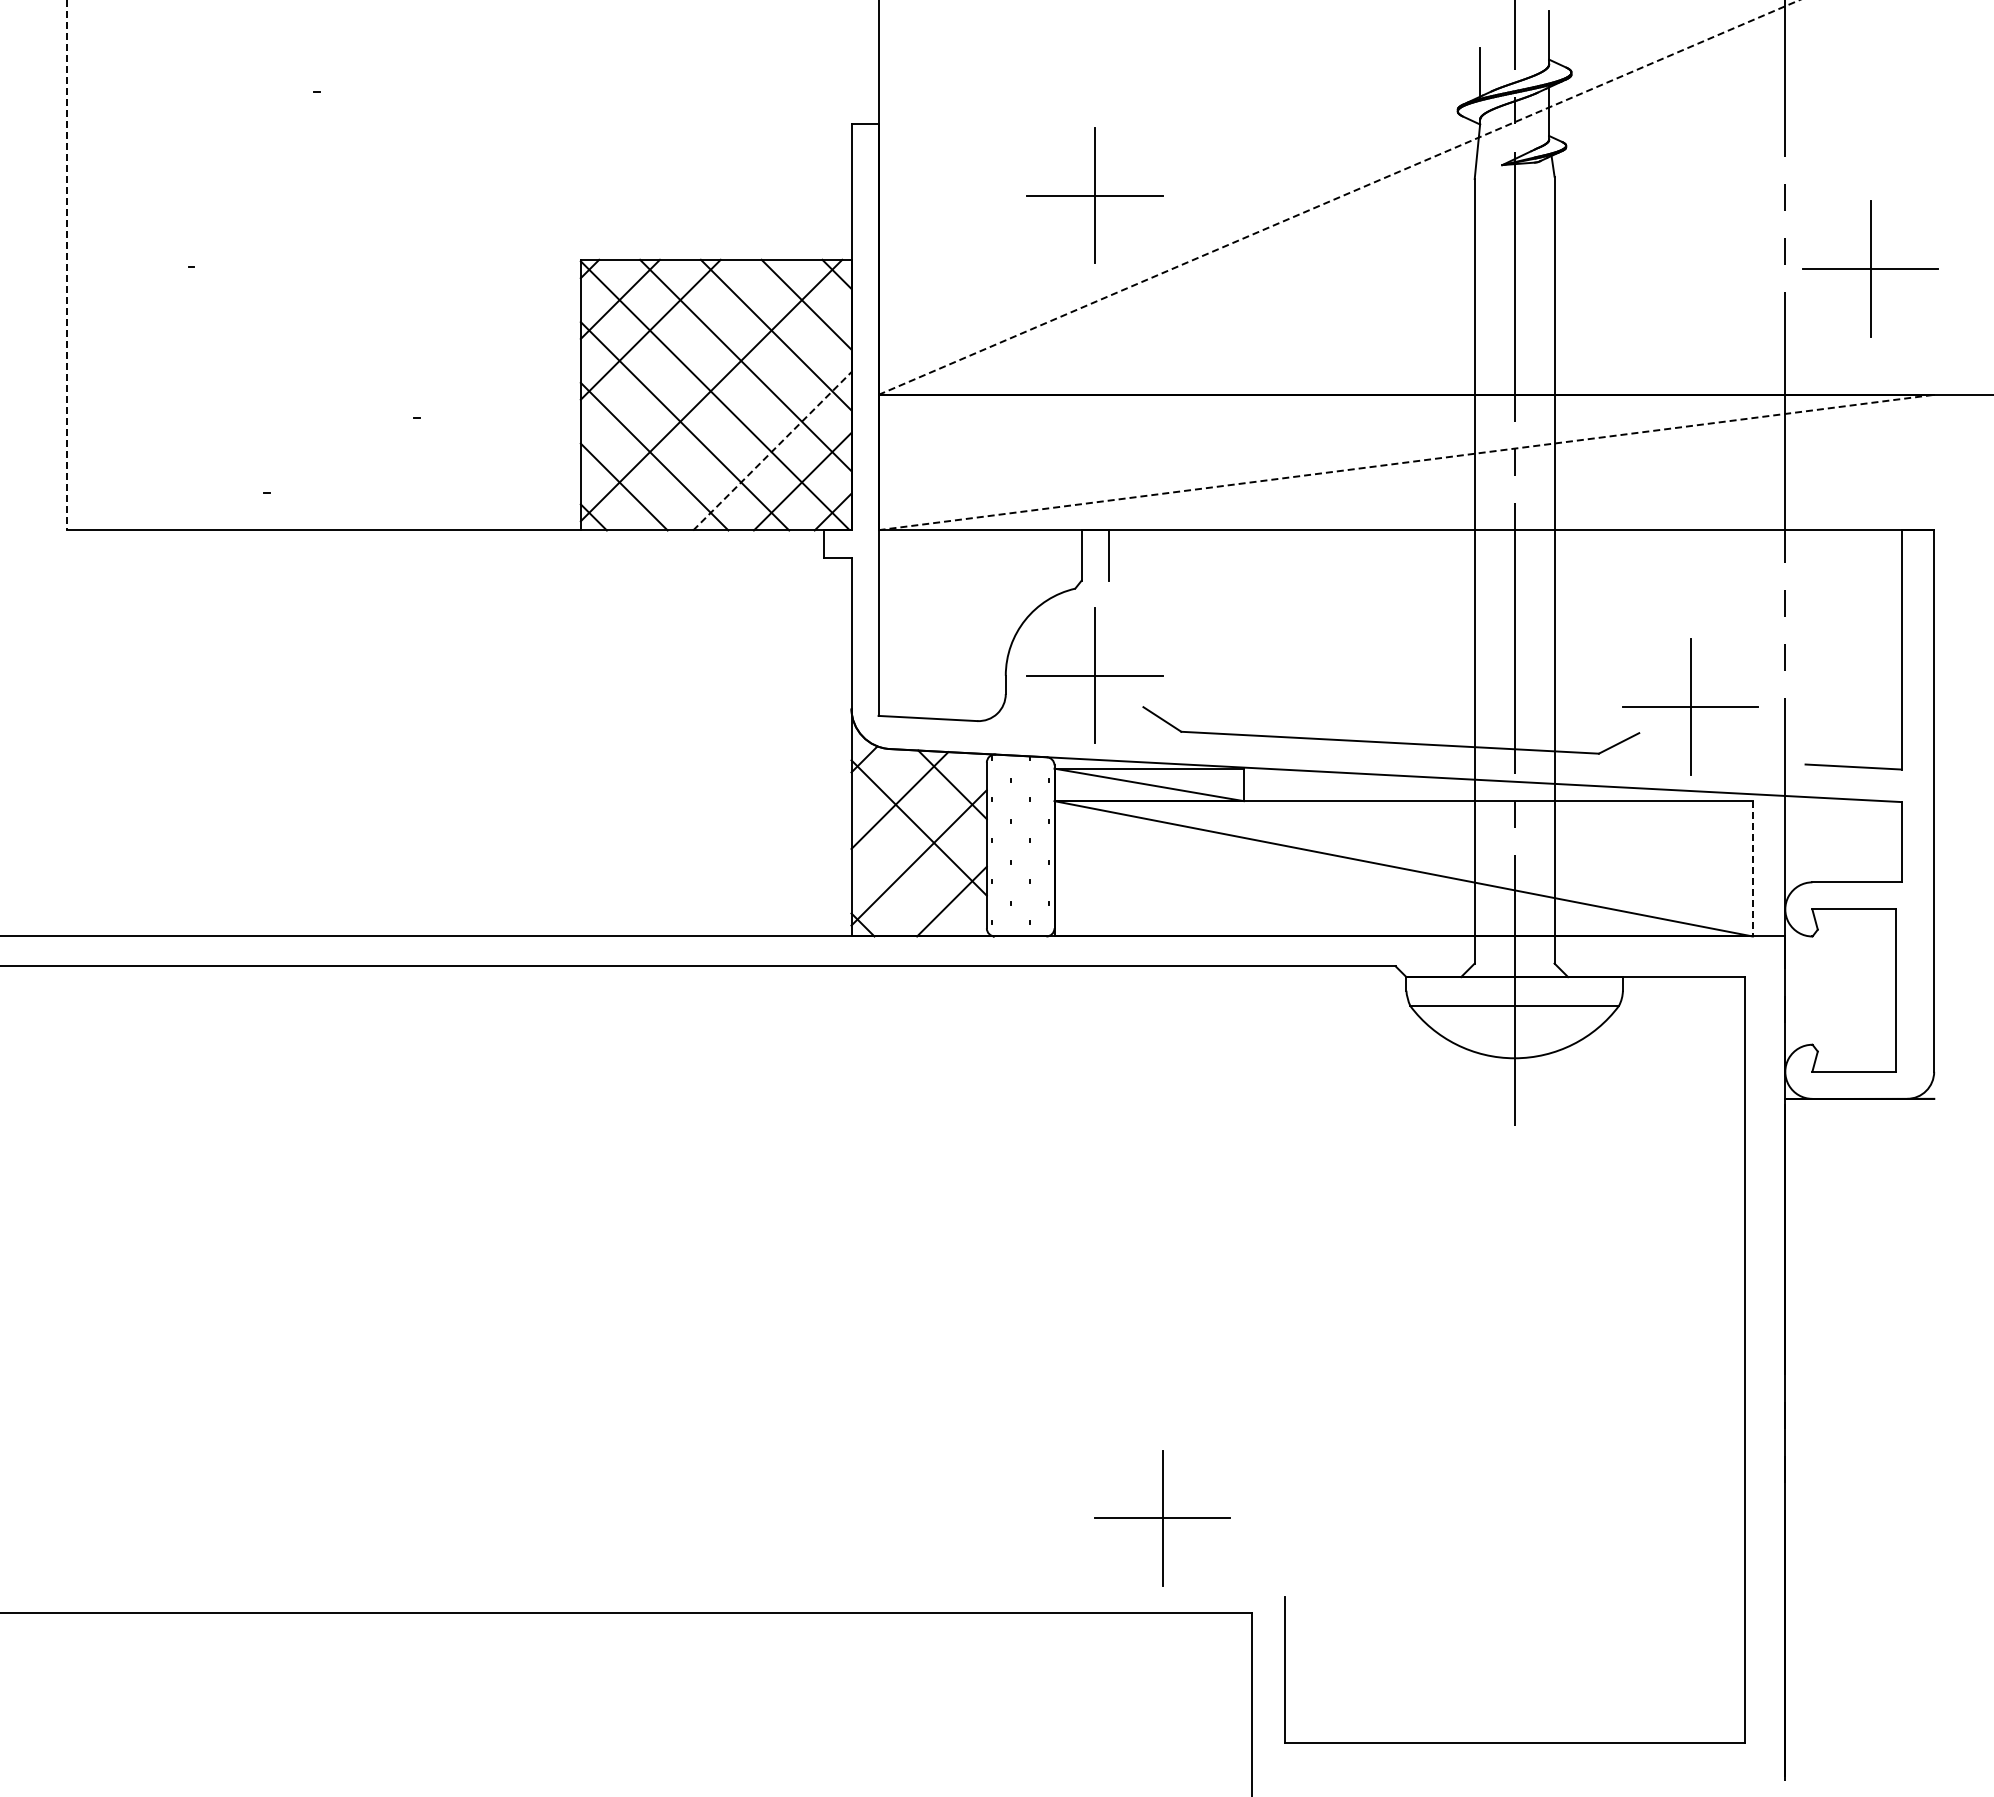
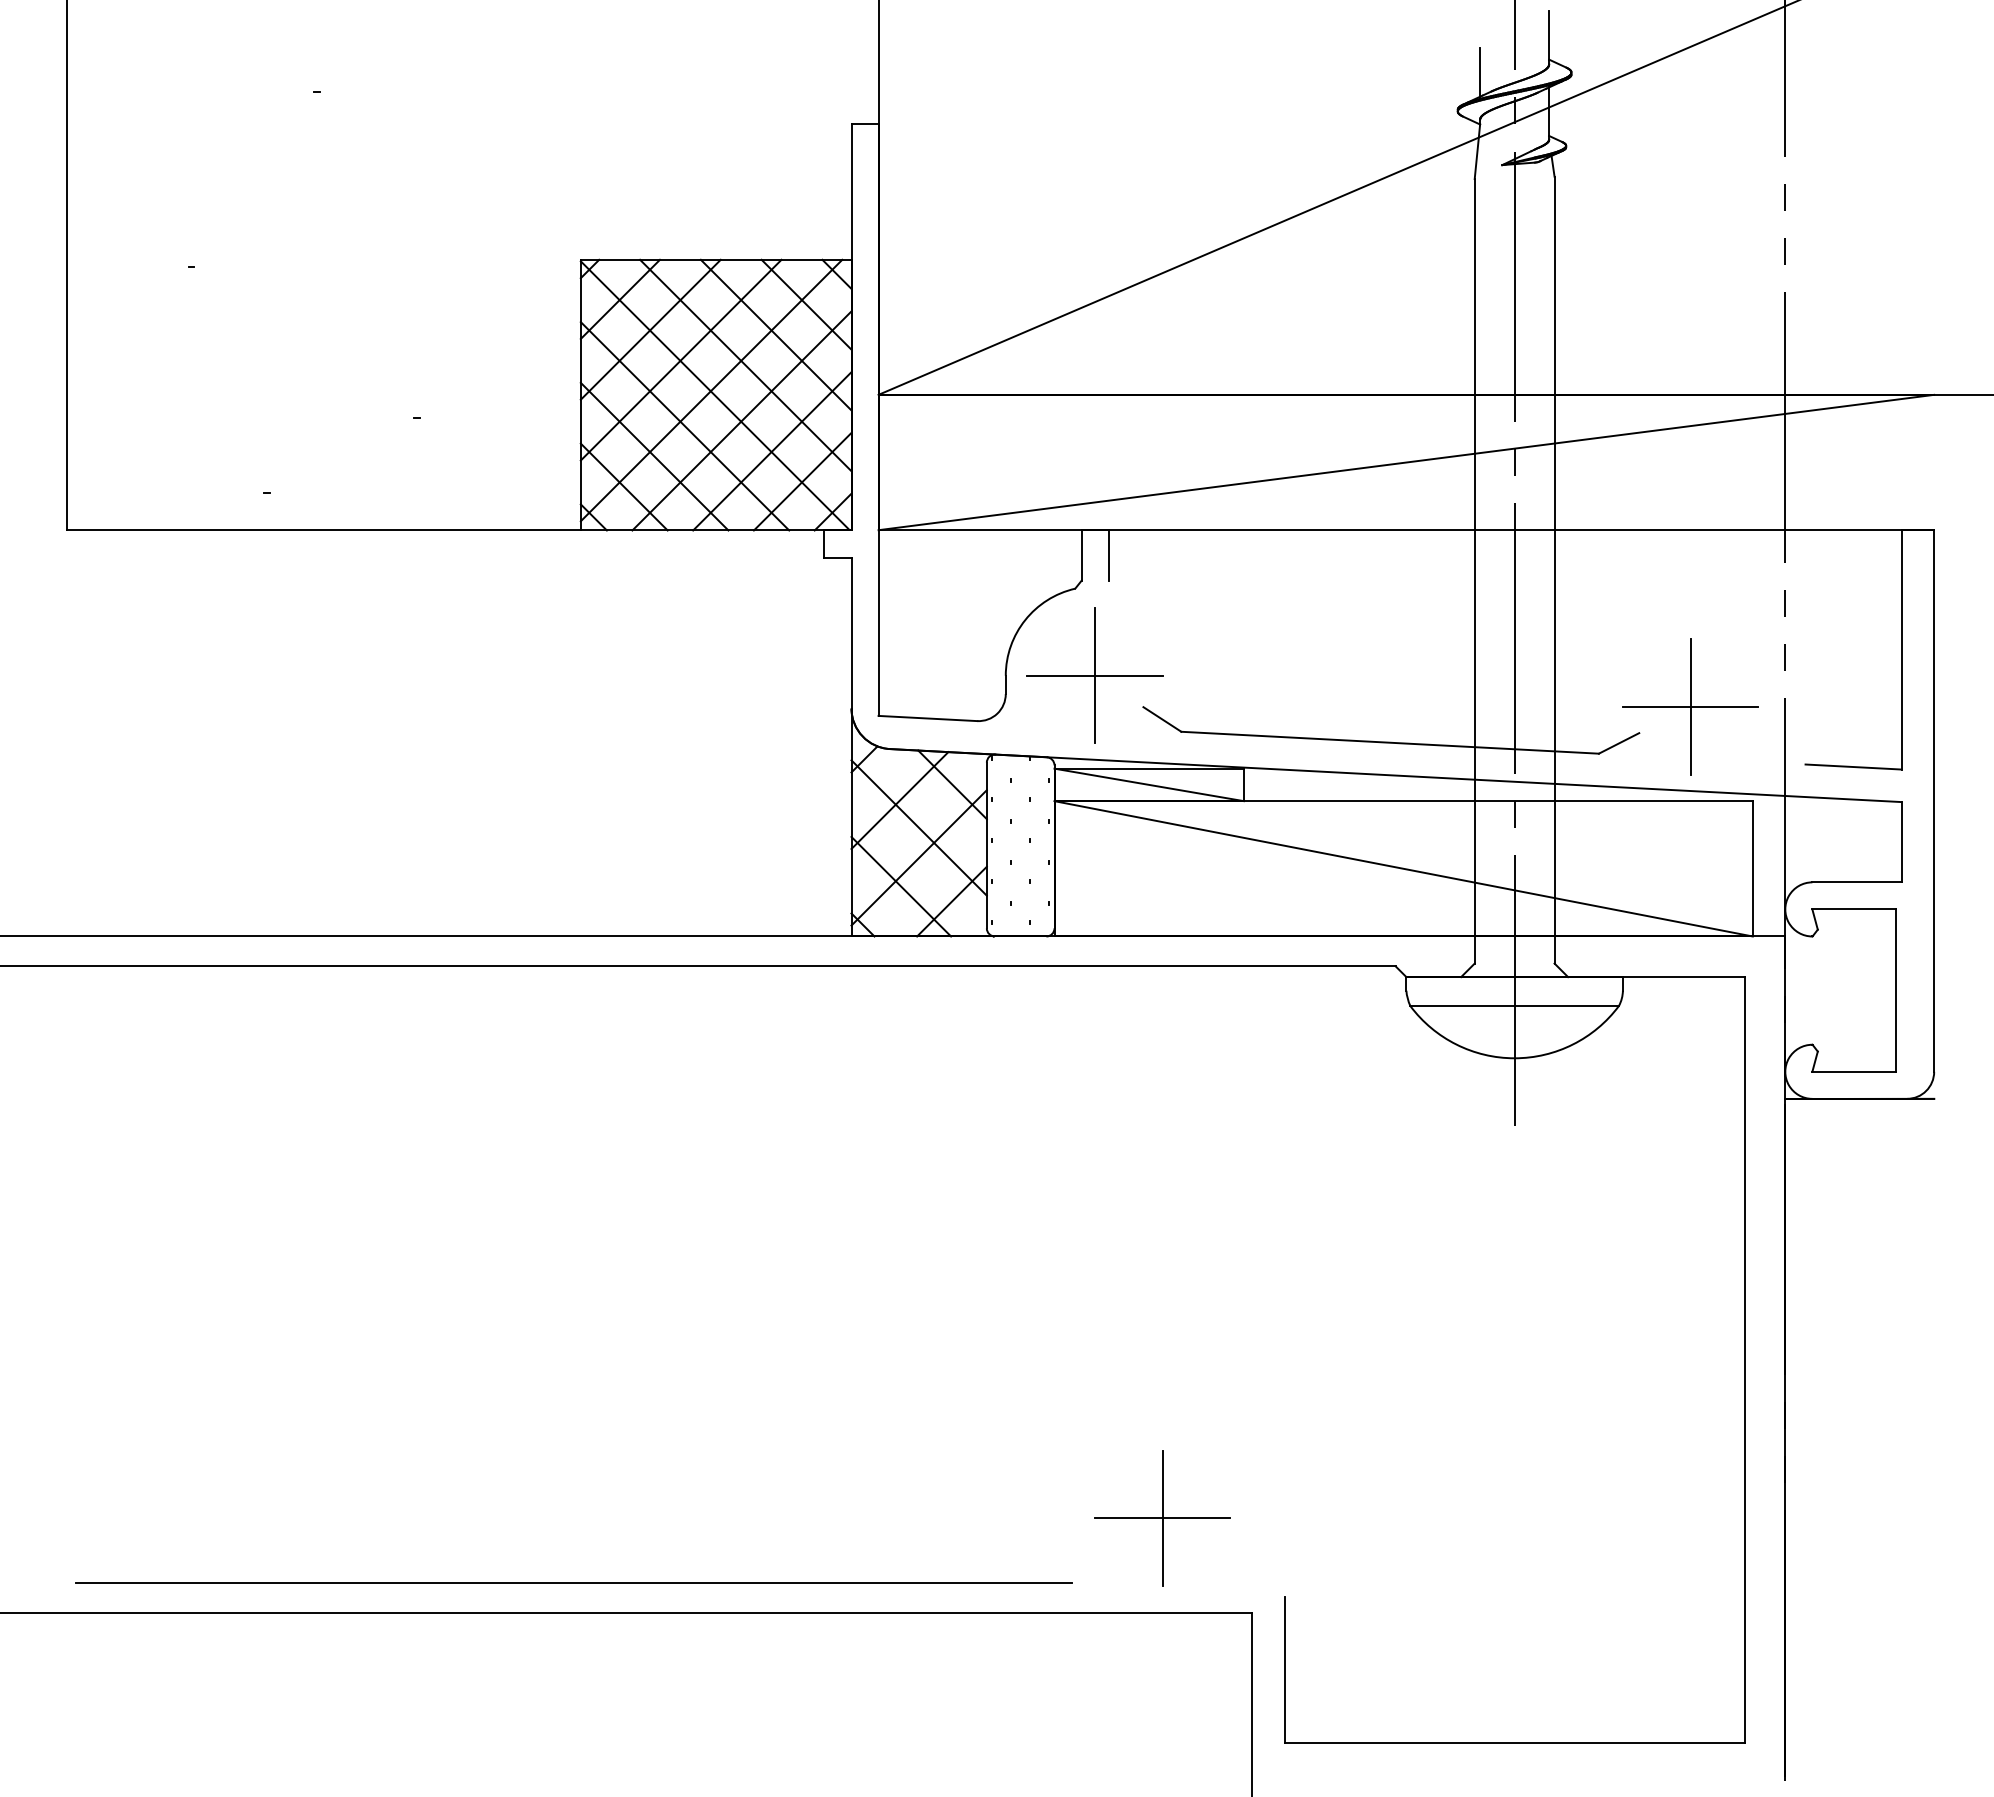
part: present -> none (1094, 195)
line: dashed -> solid (1339, 197)
line: dashed -> solid (66, 265)
part: present -> none (1870, 268)
line: none -> present (680, 359)
line: none -> present (741, 420)
line: dashed -> solid (772, 451)
line: dashed -> solid (1406, 462)
line: dashed -> solid (1752, 868)
line: none -> present (901, 886)
line: none -> present (573, 1583)
